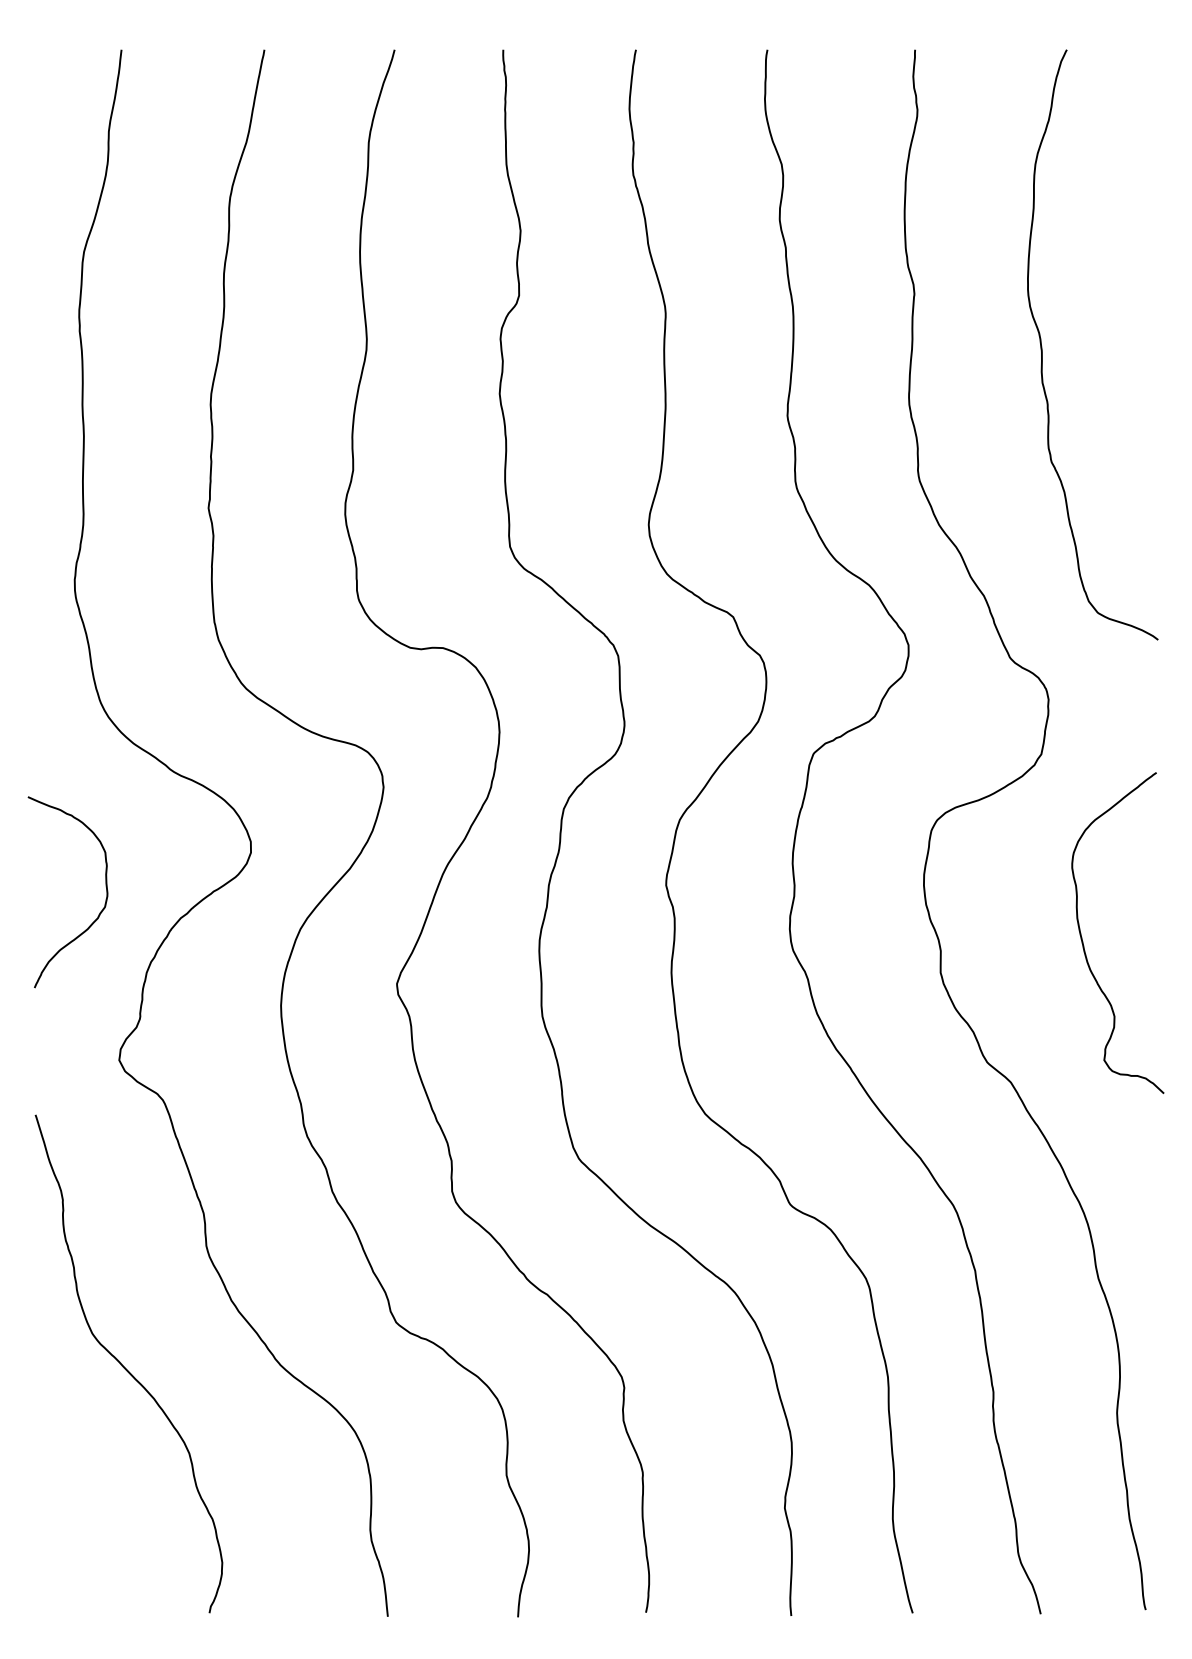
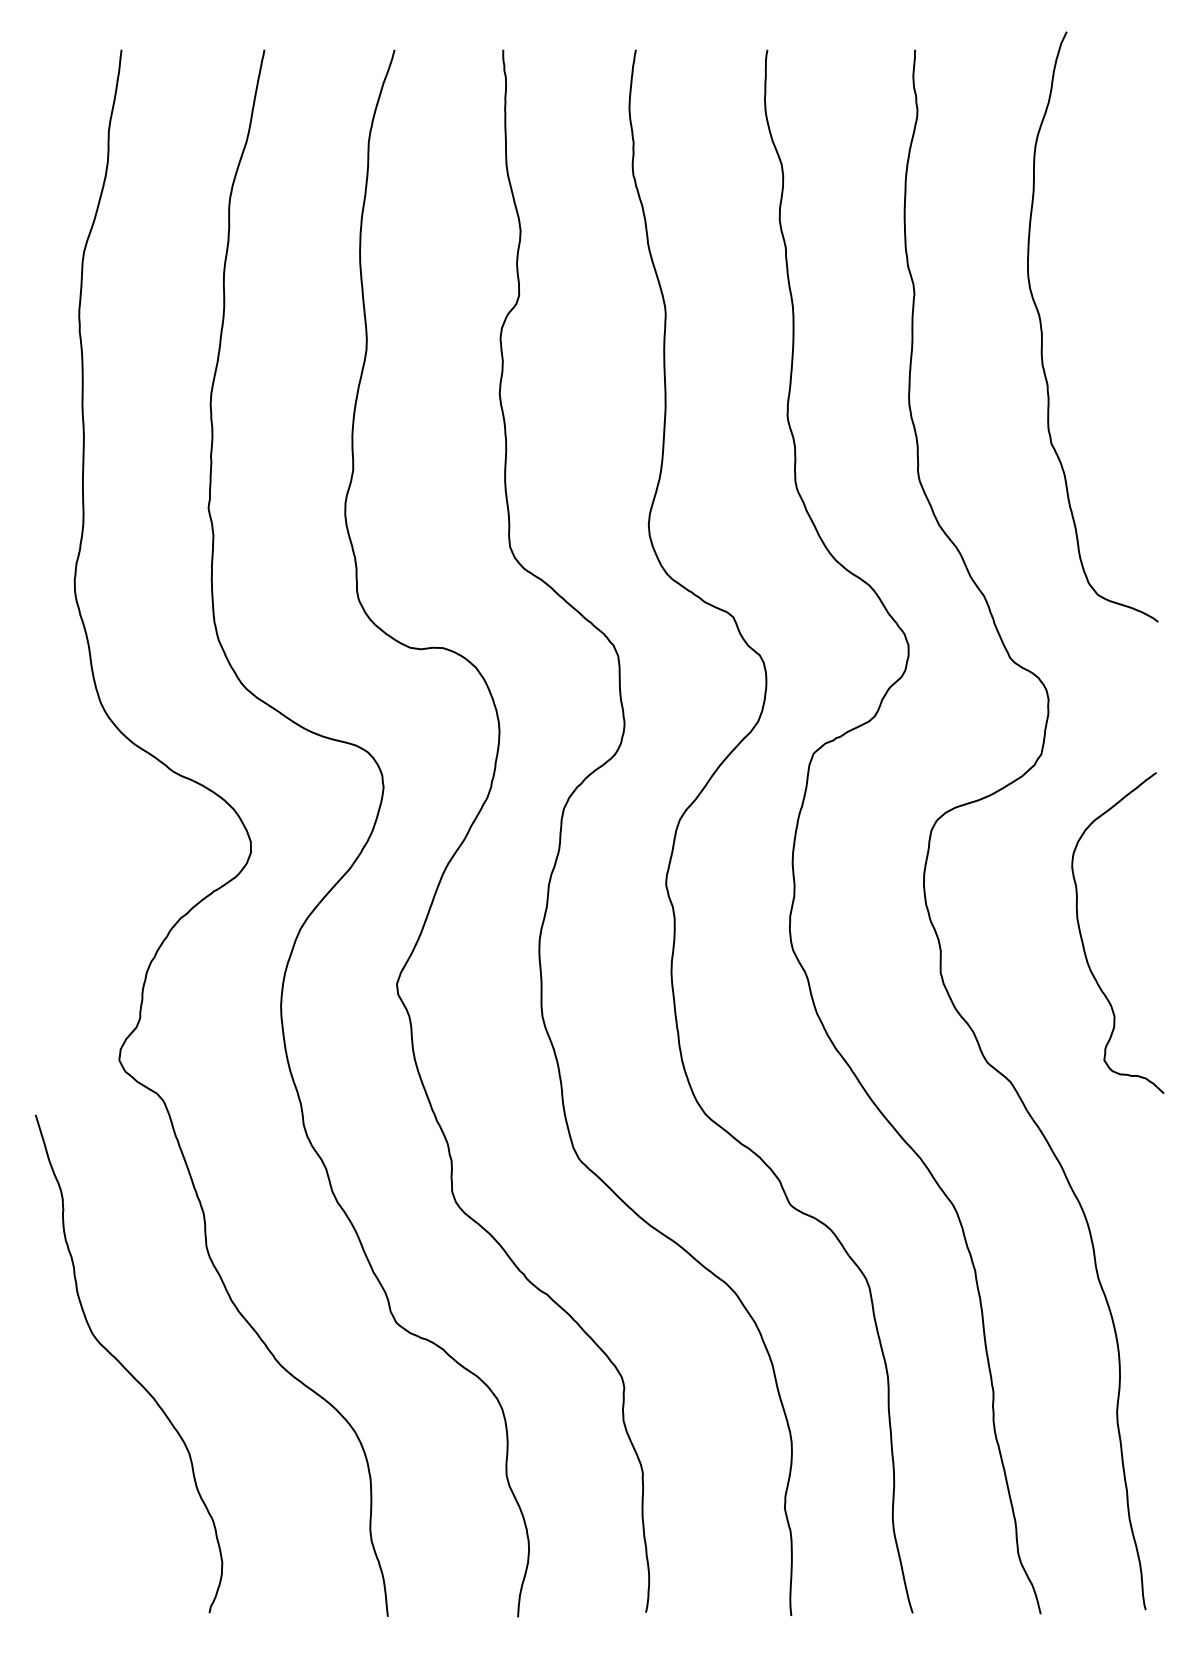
curve position: (1042, 346) -> (1042, 328) (1042, 328)
curve: present -> none (99, 912)
